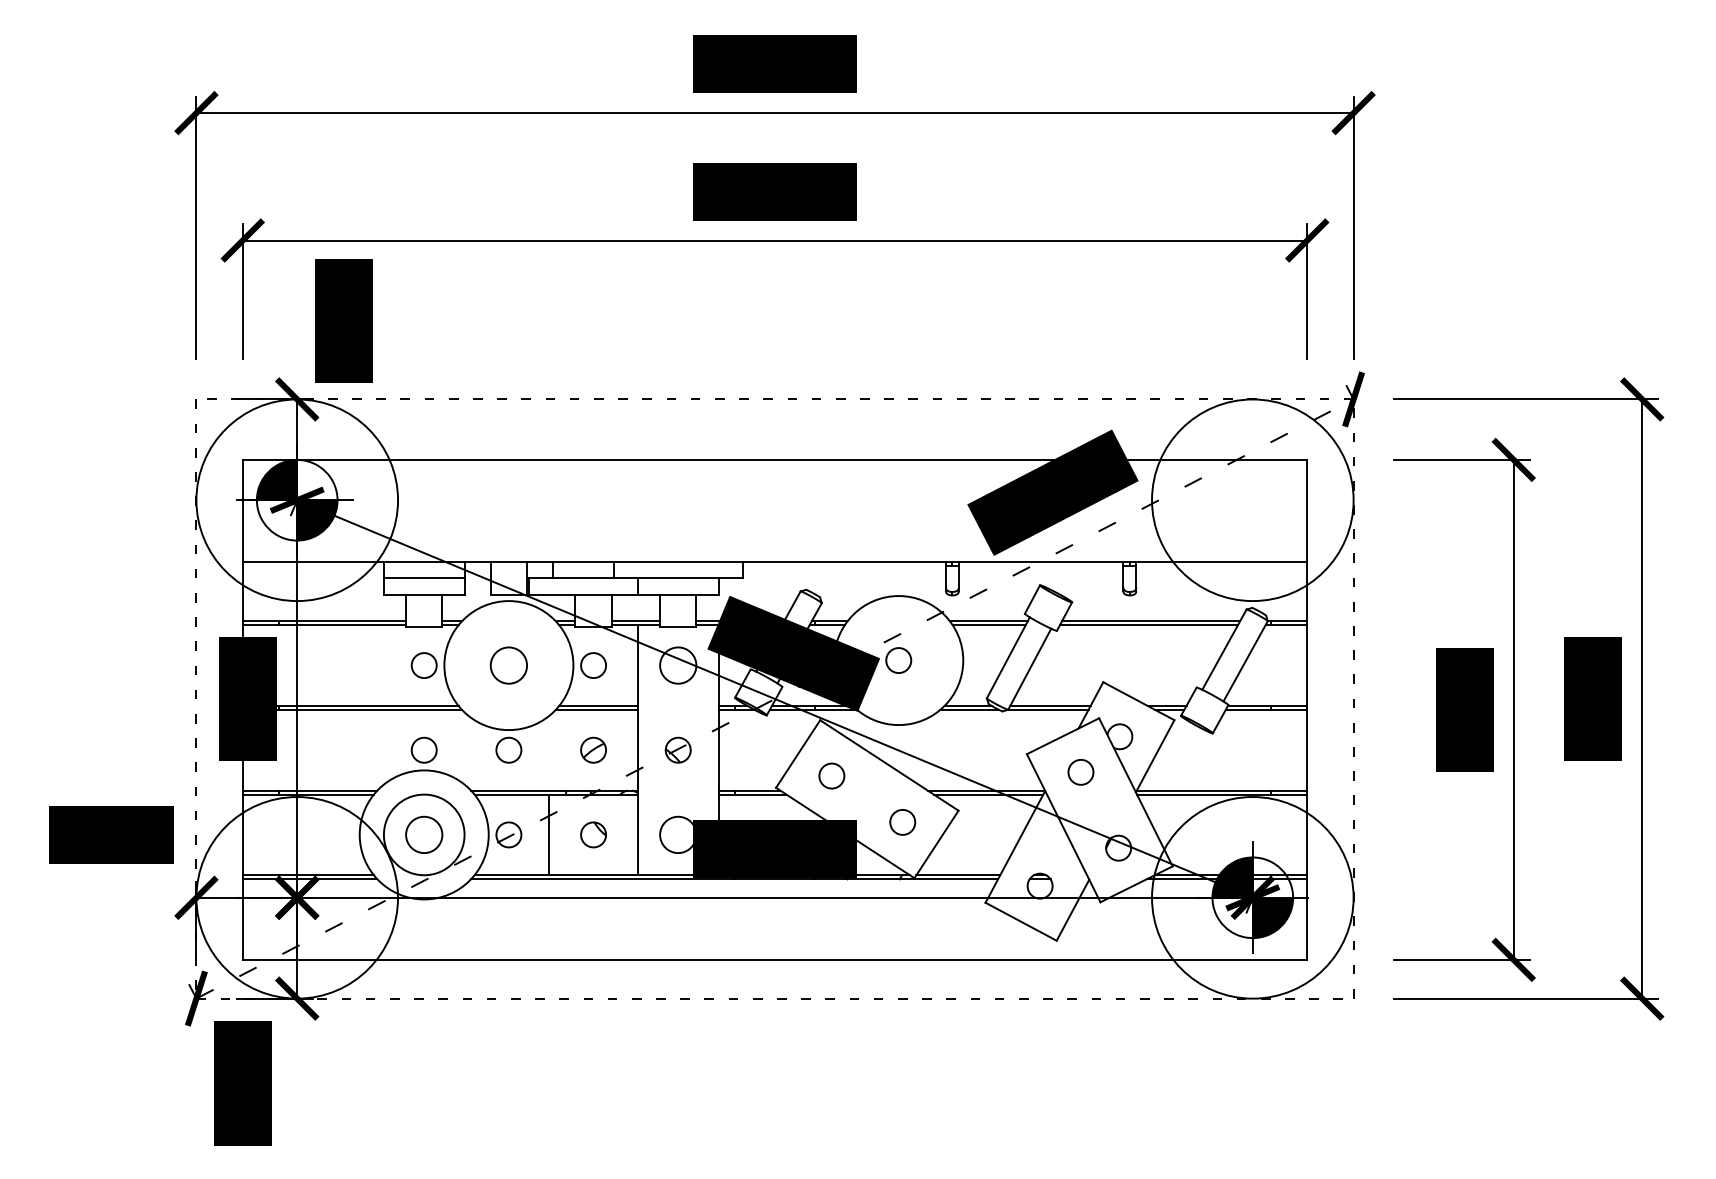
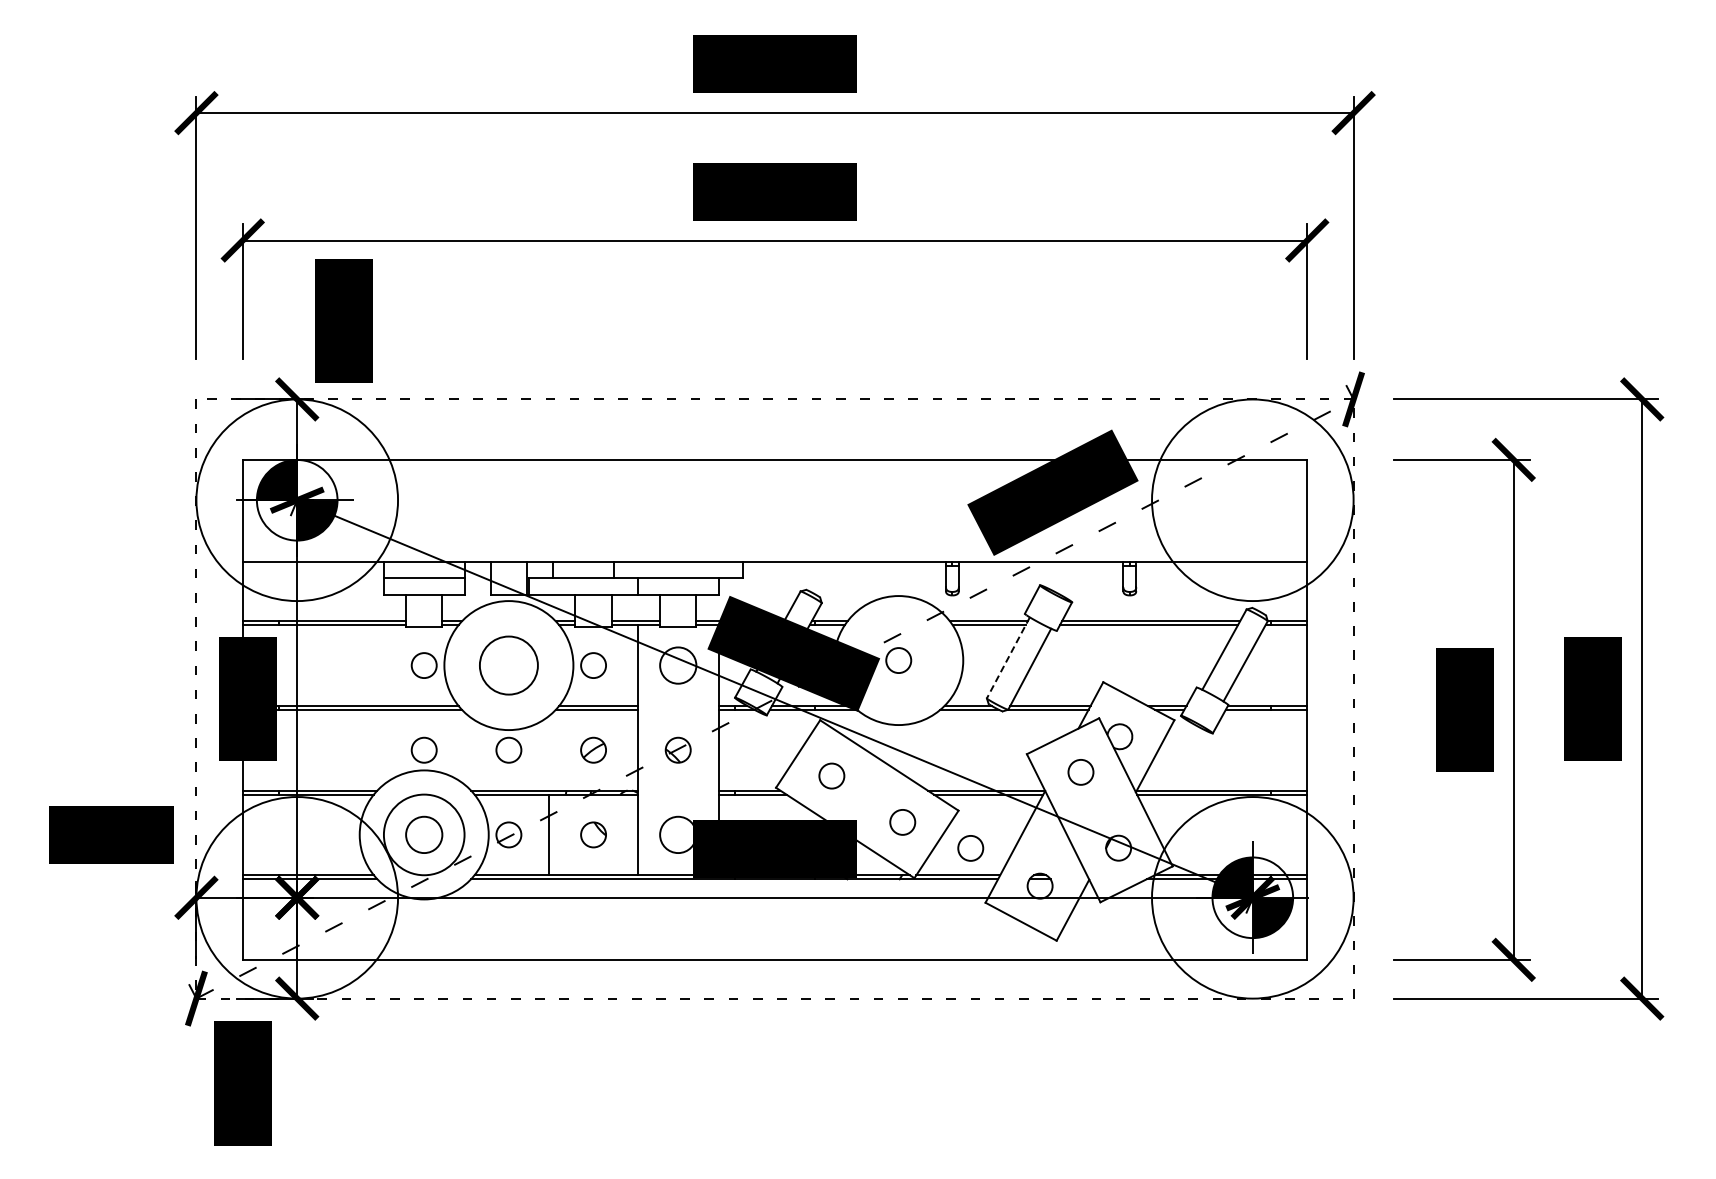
line: solid -> dashed (1008, 657)
circle diameter: 36 px -> 58 px (508, 665)
circle: none -> present (970, 848)
